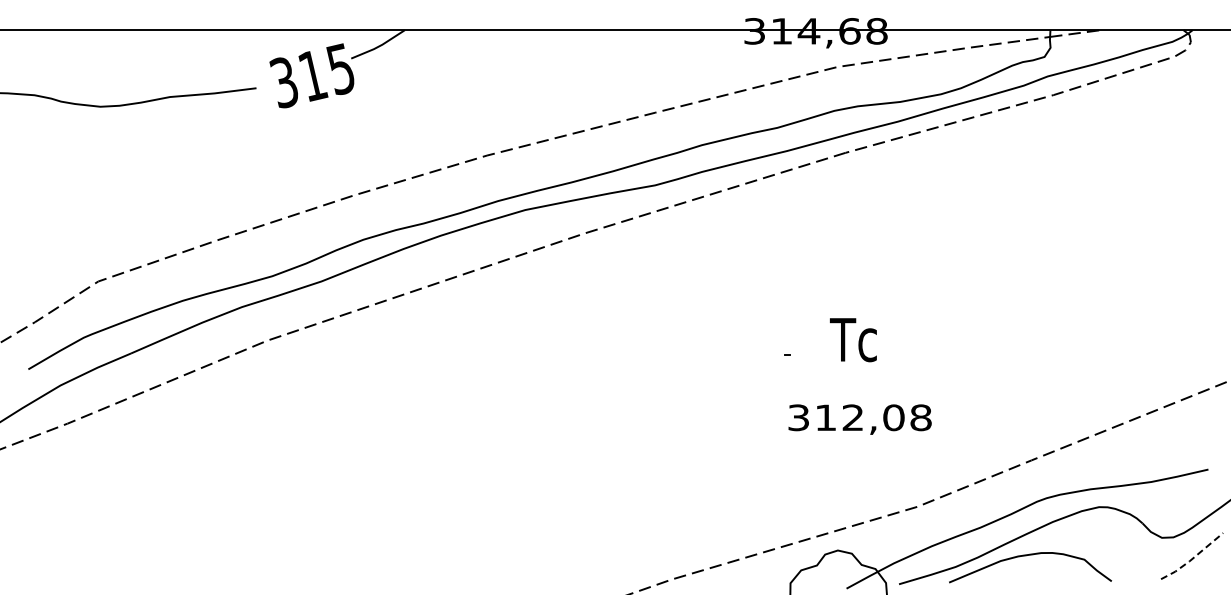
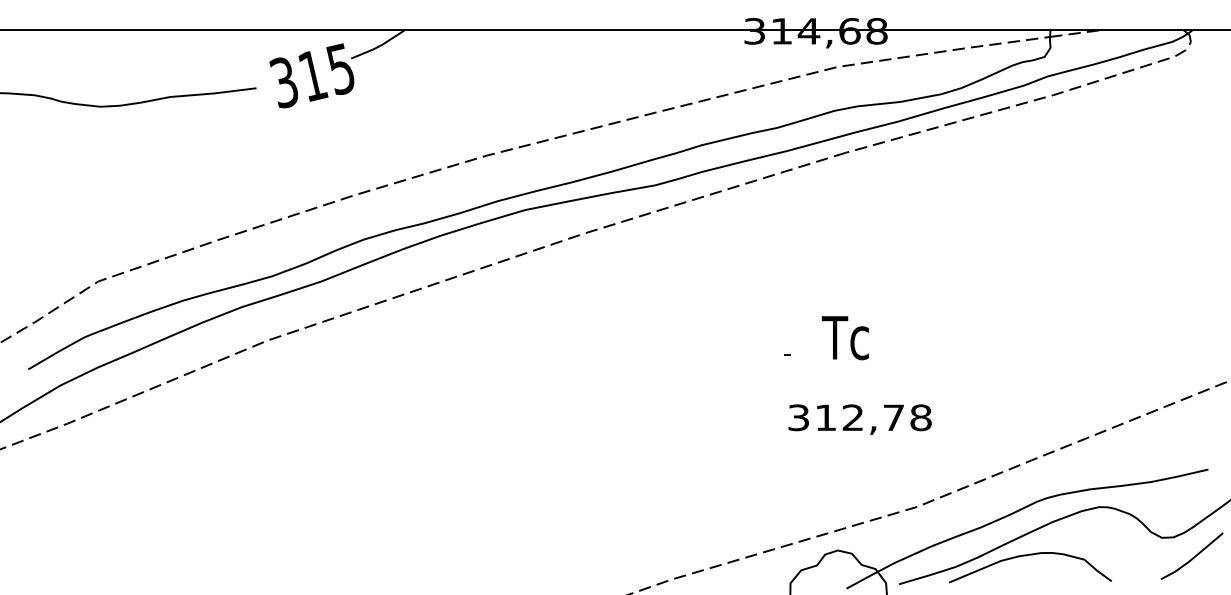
text position: (853, 340) -> (845, 338) (845, 338)
text: 312,08 -> 312,78 (893, 417)
line: dashed -> solid (1192, 558)
